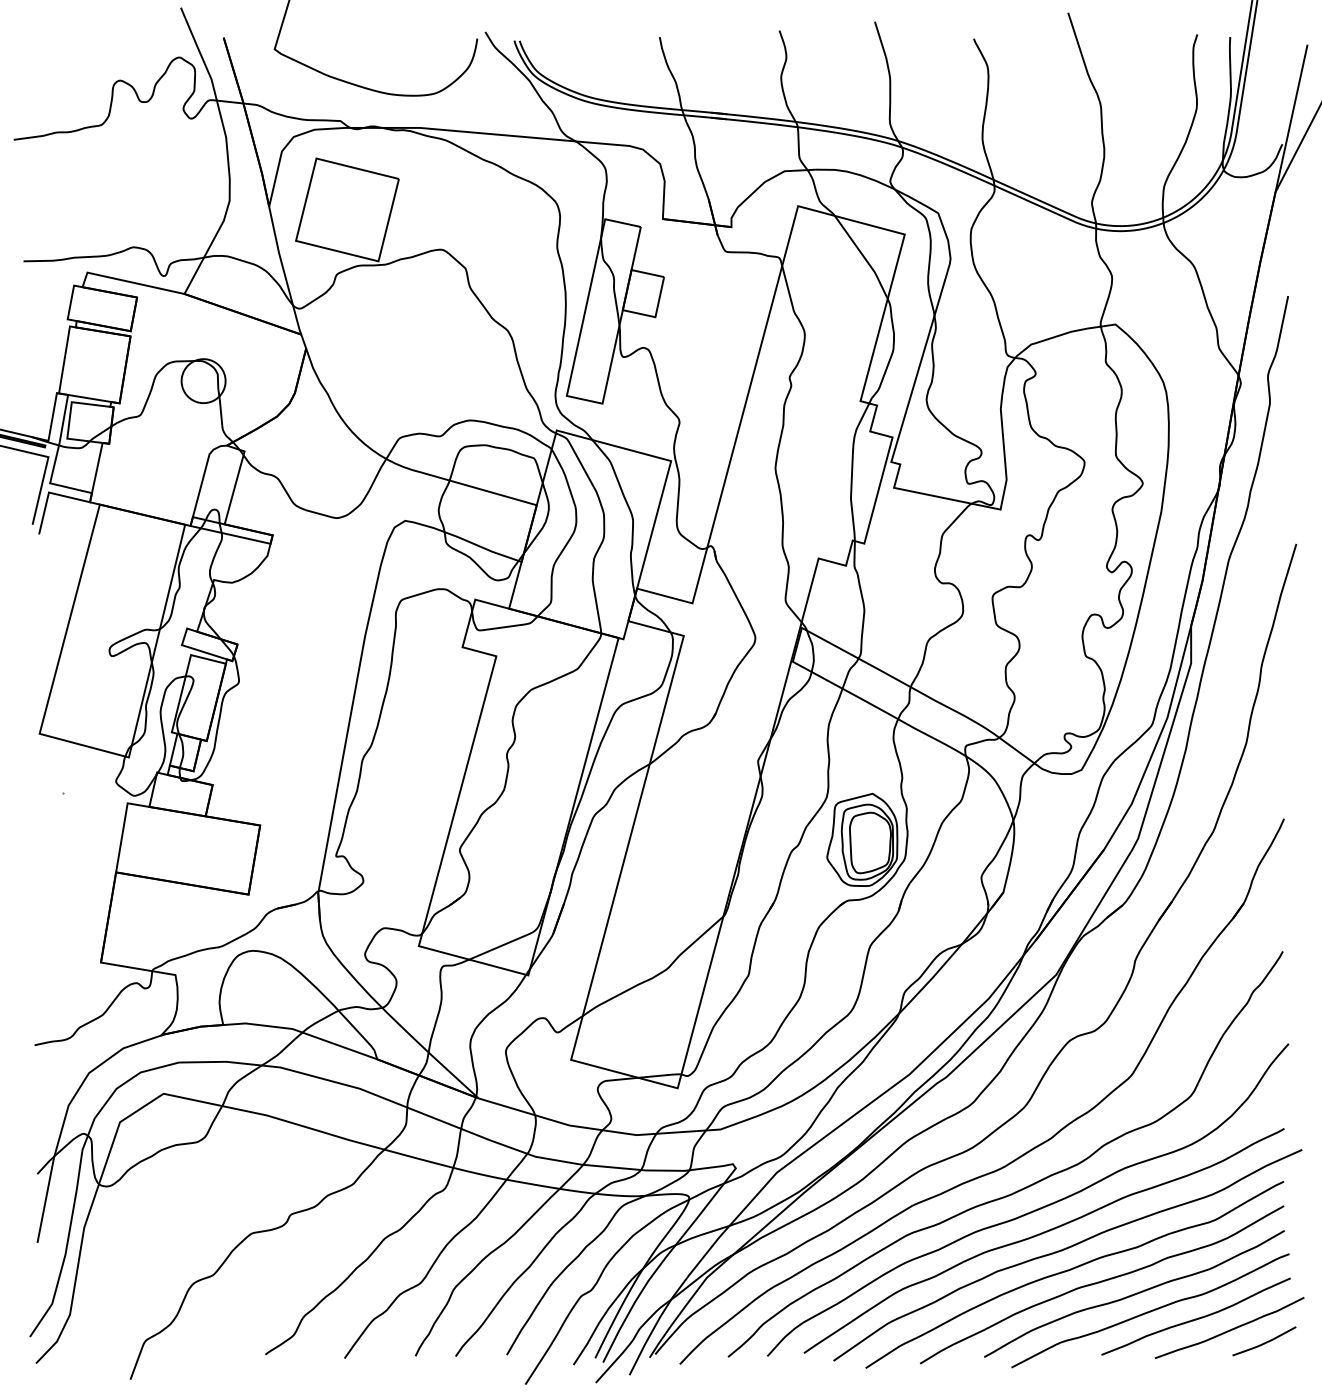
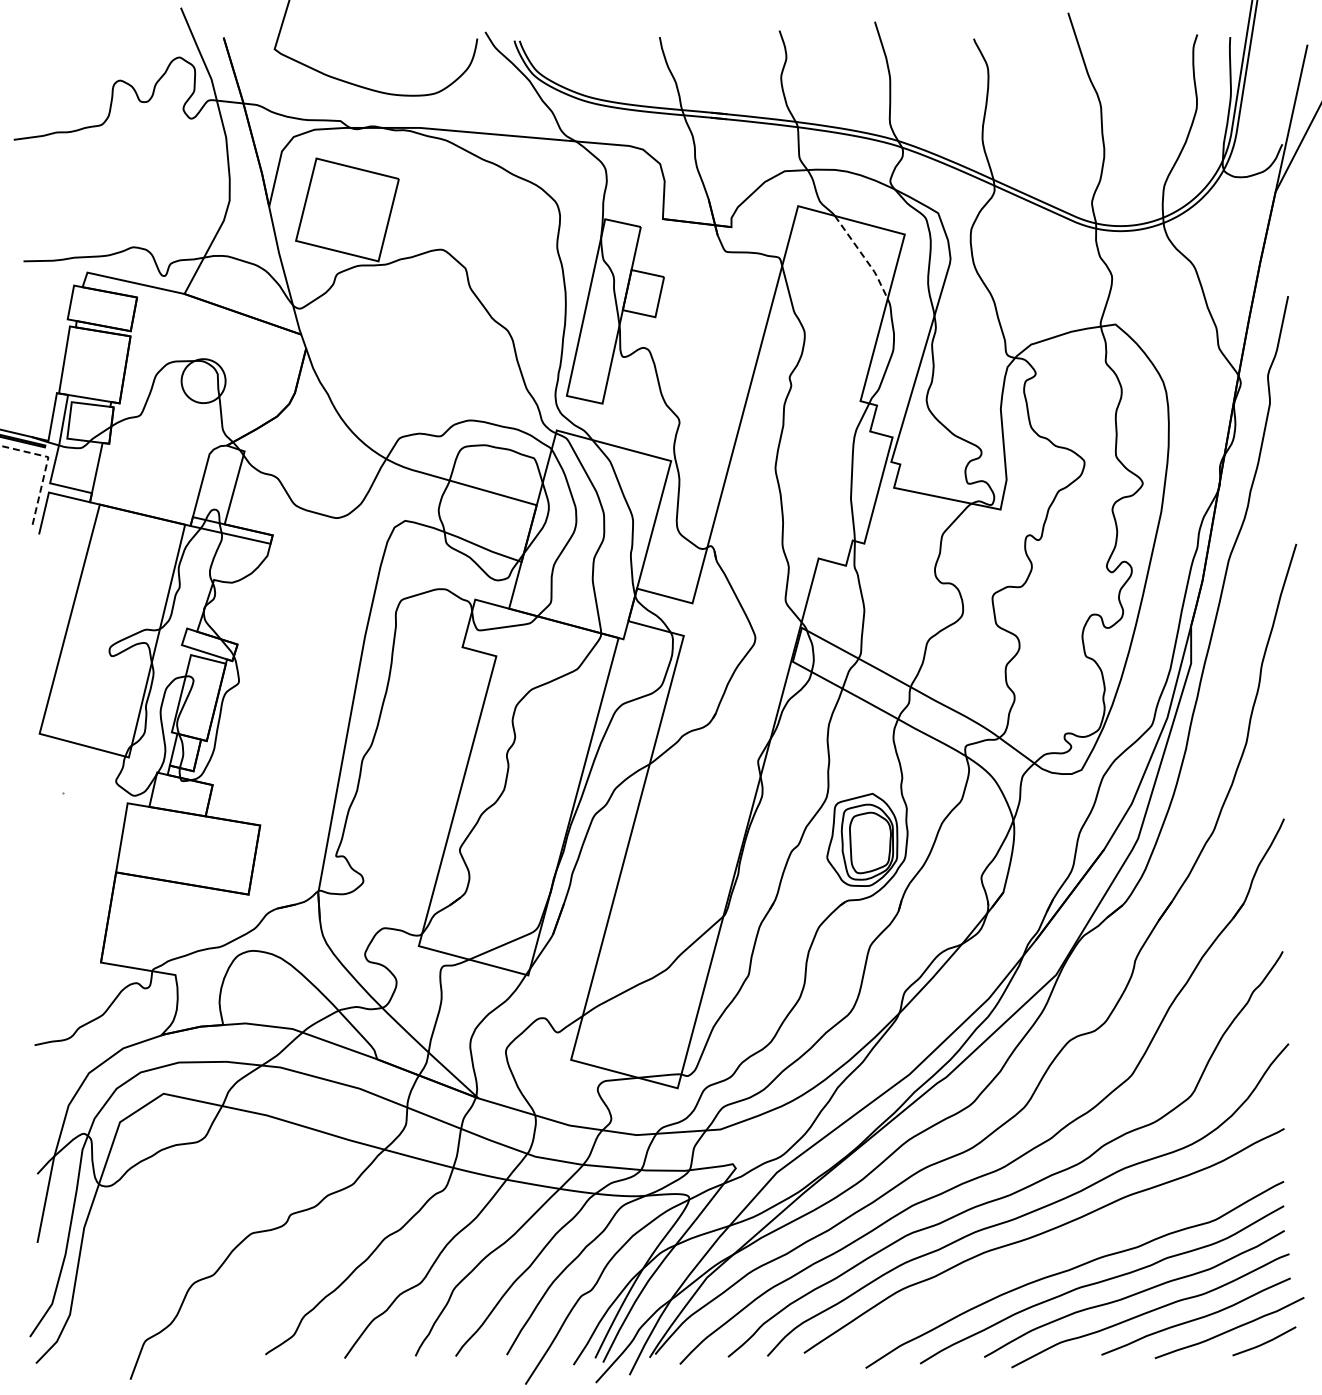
line: solid -> dashed (864, 257)
line: solid -> dashed (46, 465)
curve: present -> none (1064, 1250)
